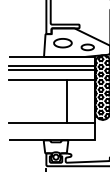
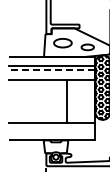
line: solid -> dashed (51, 70)
